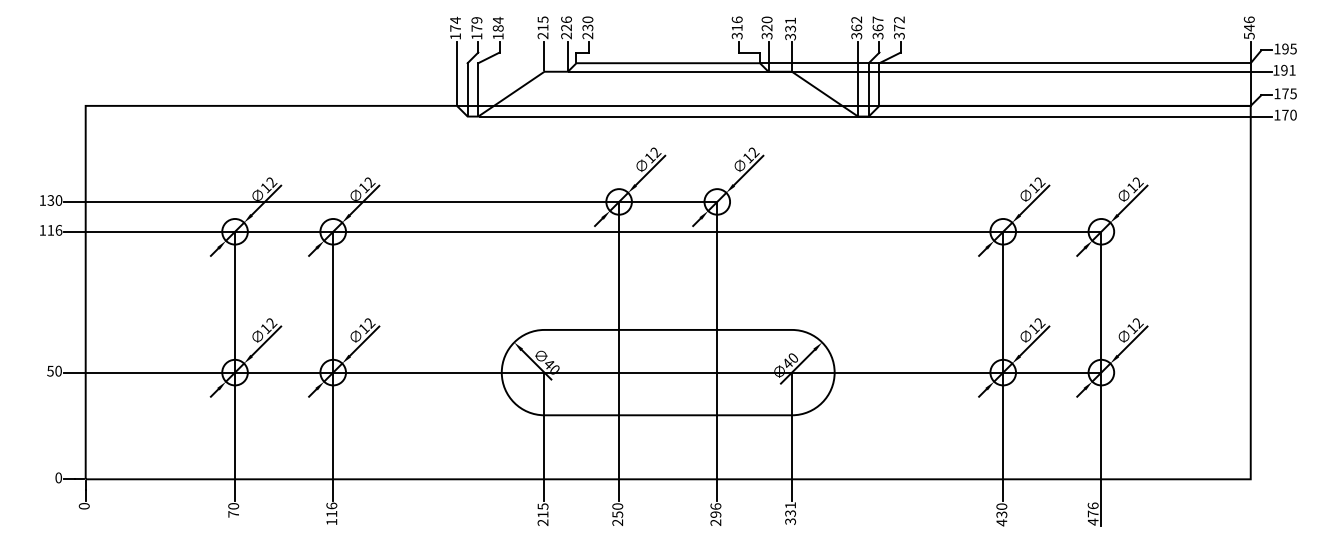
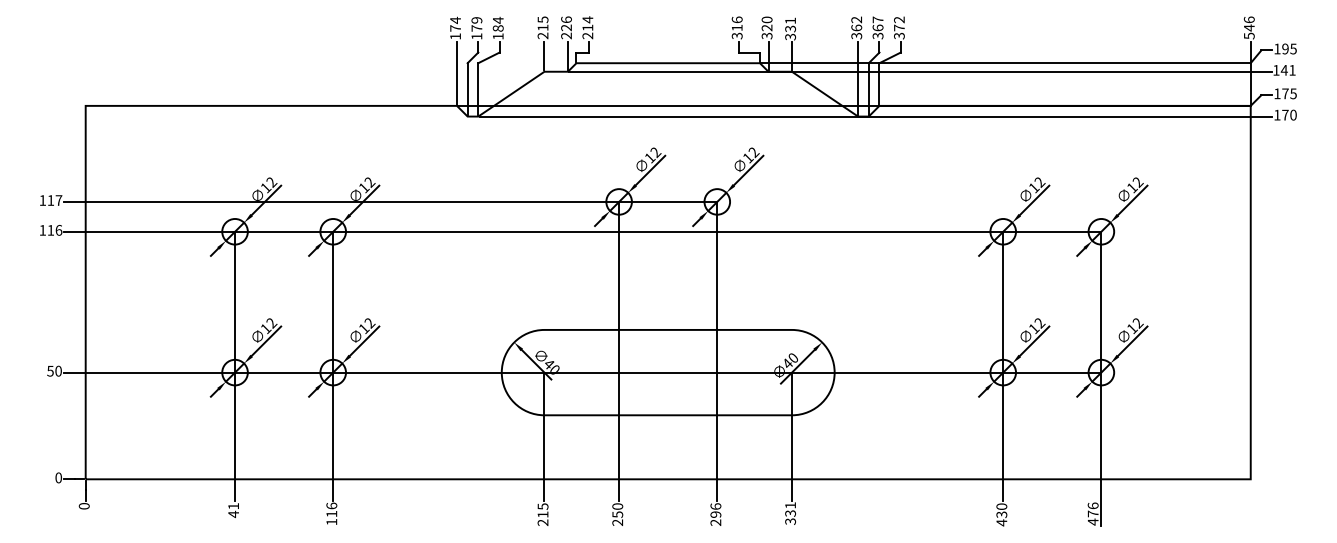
text: 230 -> 214 (587, 23)
text: 191 -> 141 (1283, 69)
text: 130 -> 117 (54, 200)
text: 70 -> 41 (233, 510)
